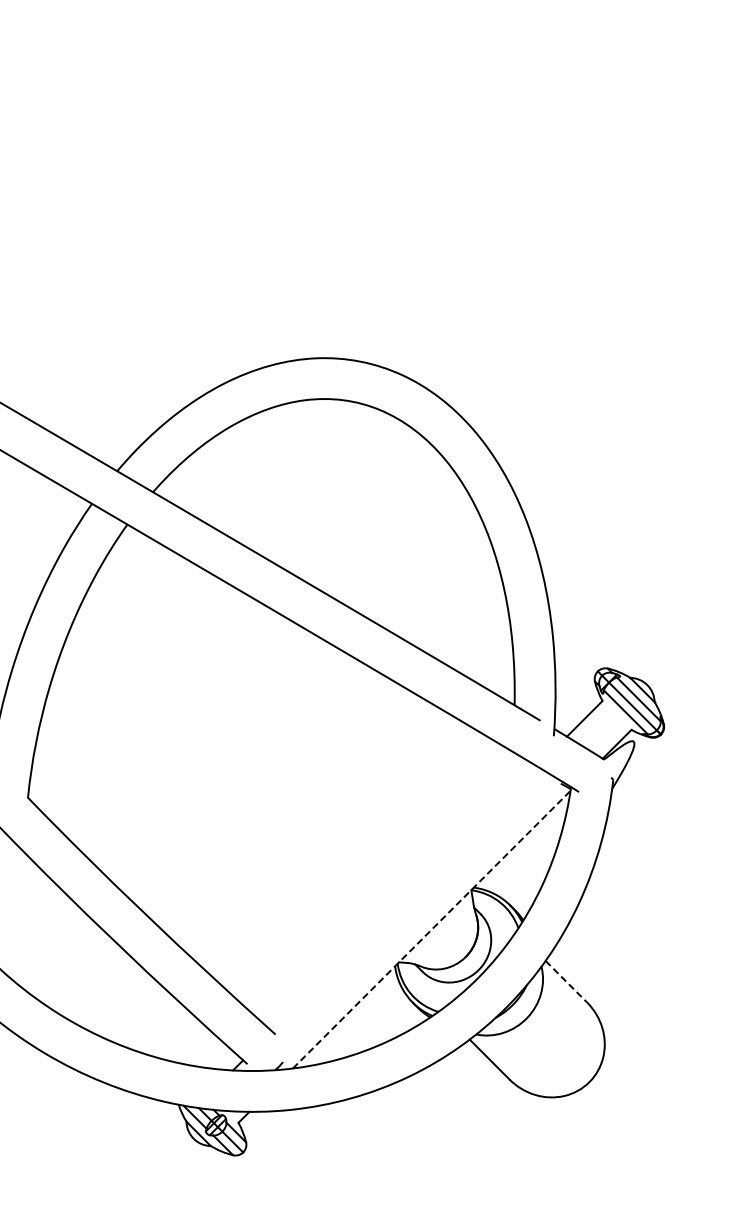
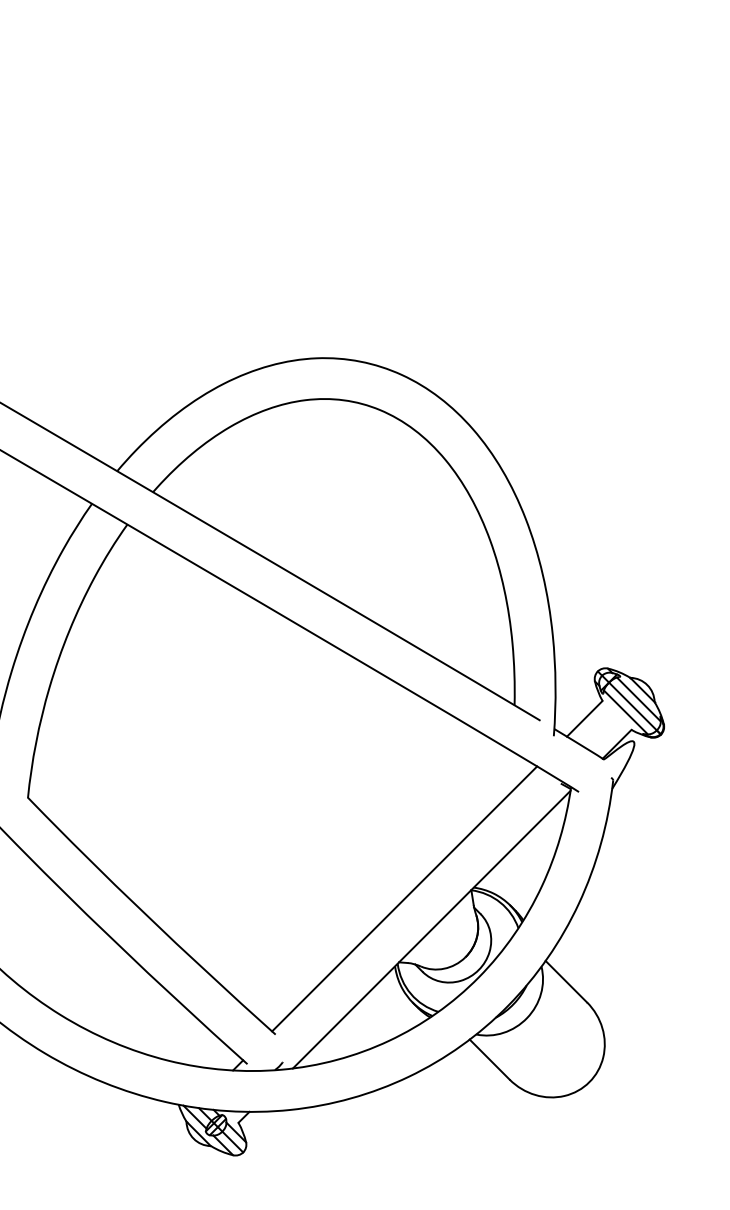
line: none -> present (404, 898)
line: dashed -> solid (432, 929)
line: dashed -> solid (566, 982)
